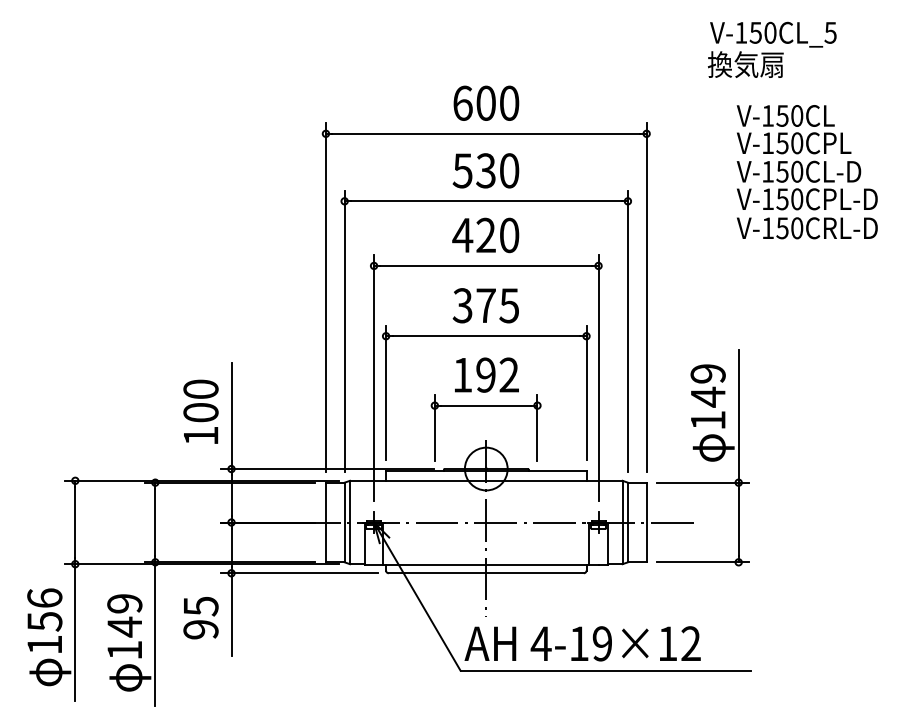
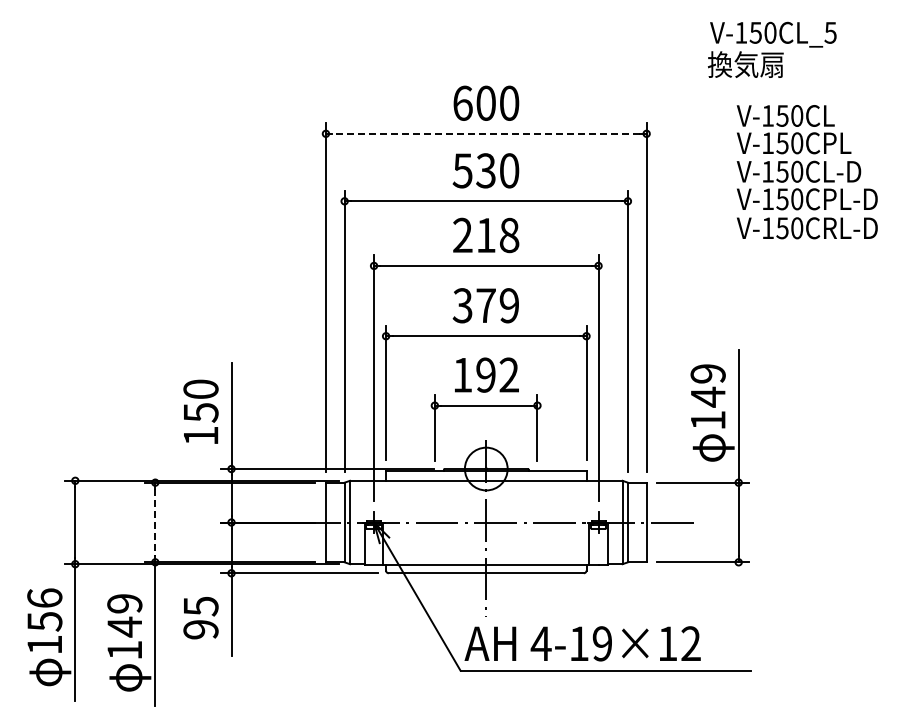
line: solid -> dashed (486, 133)
text: 420 -> 218 (485, 234)
text: 375 -> 379 (508, 305)
text: 100 -> 150 (200, 412)
line: solid -> dashed (155, 523)
